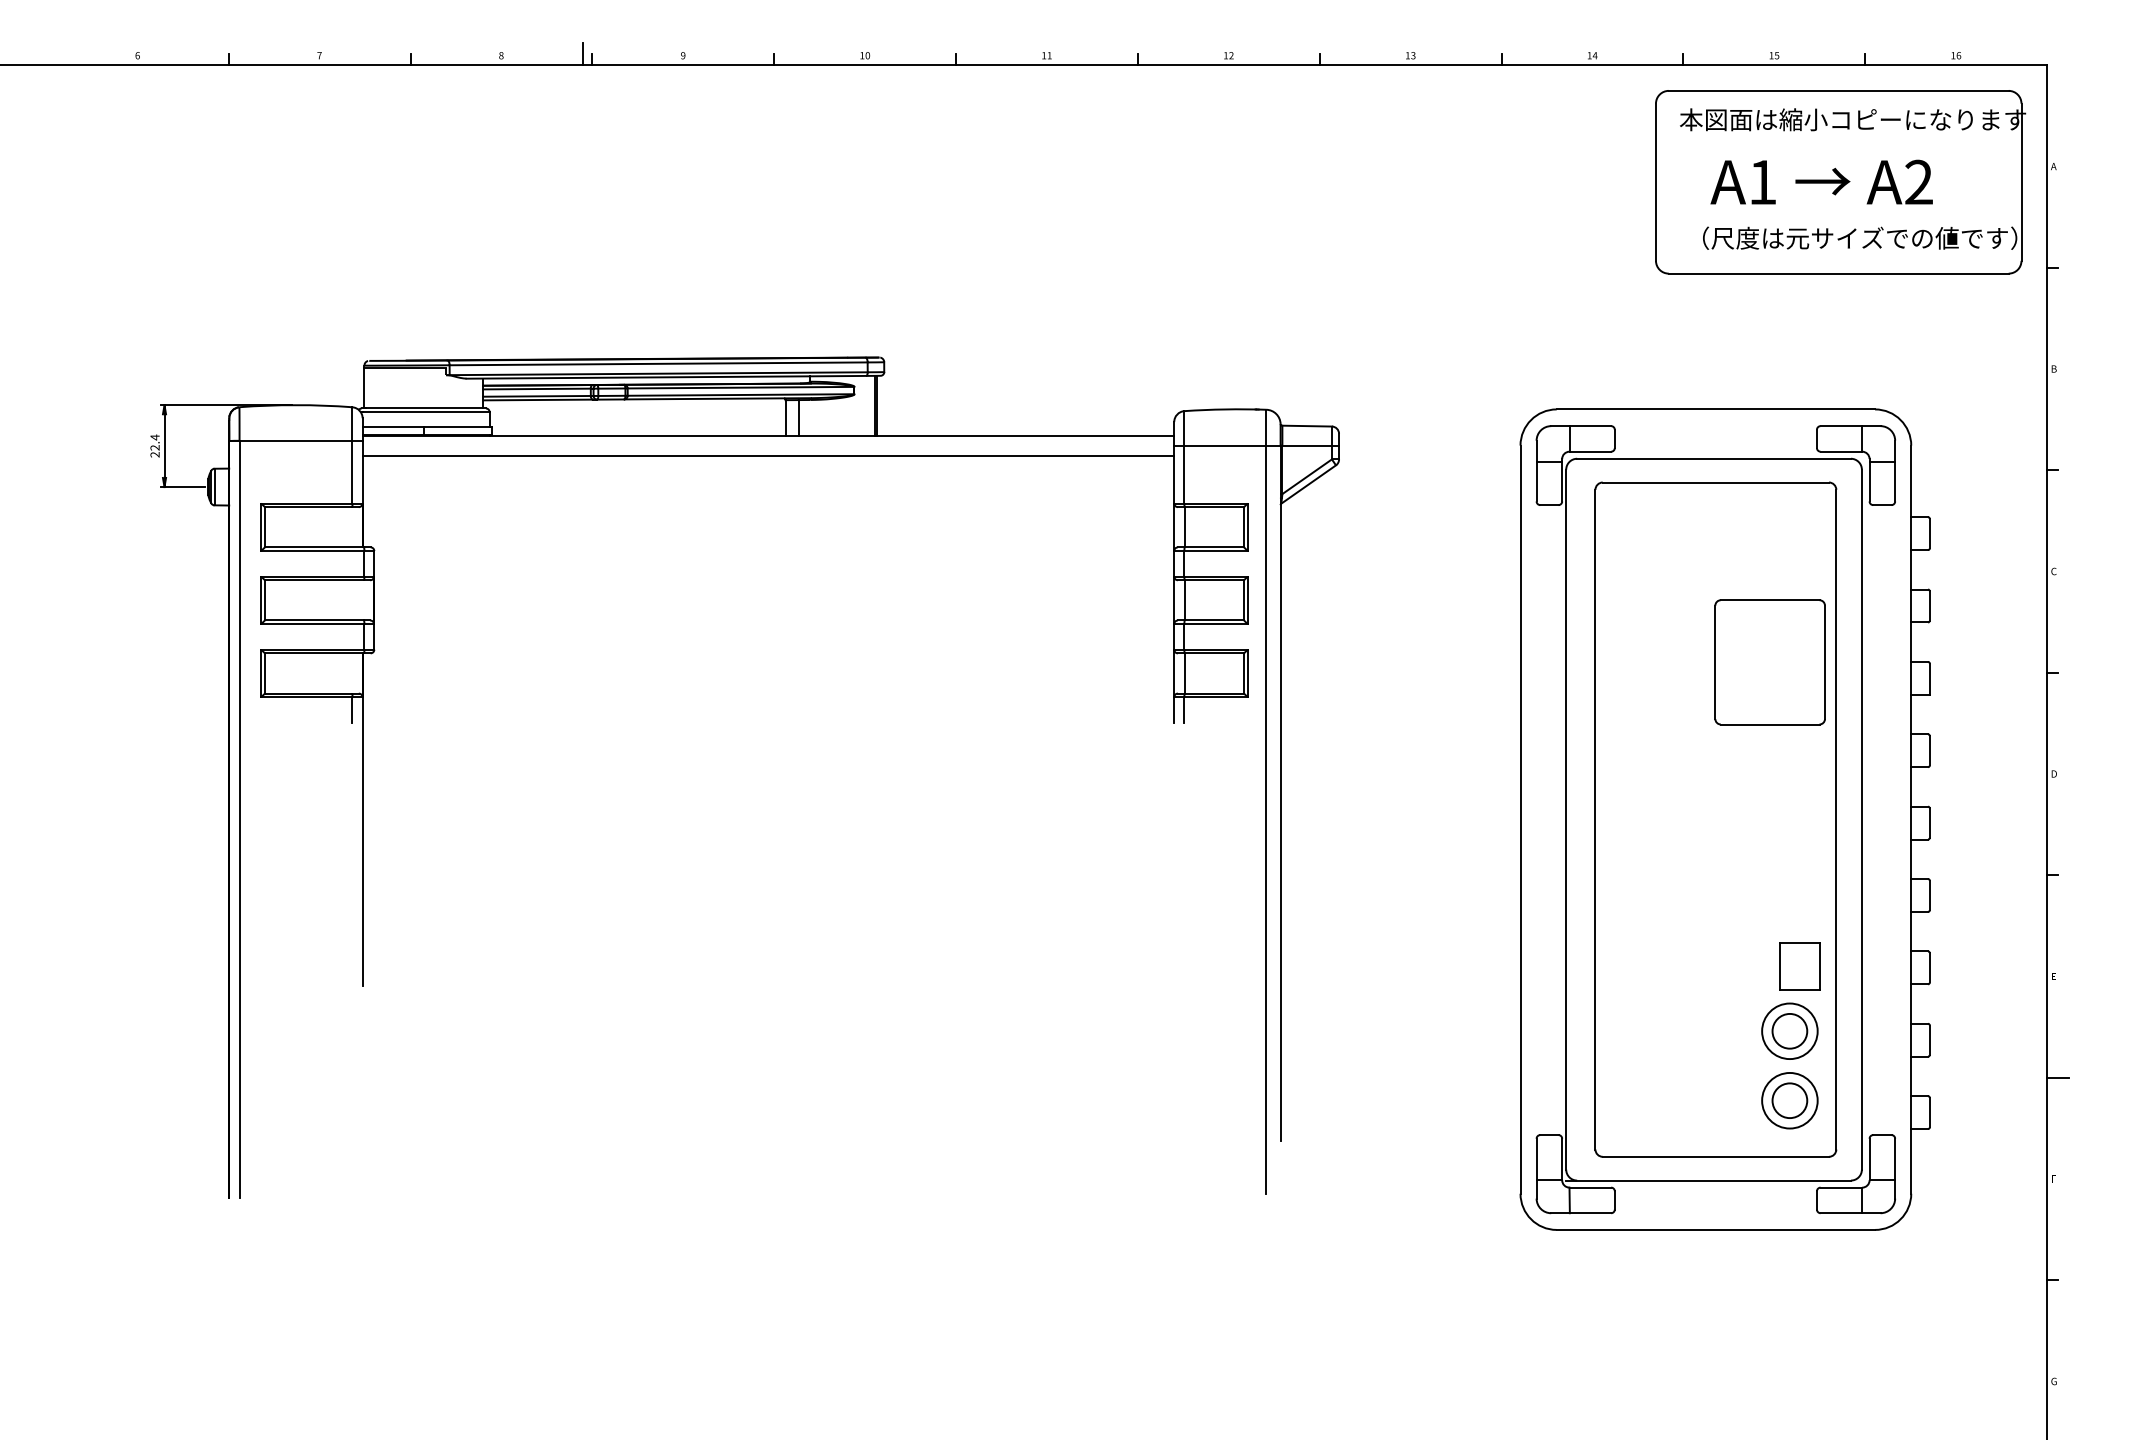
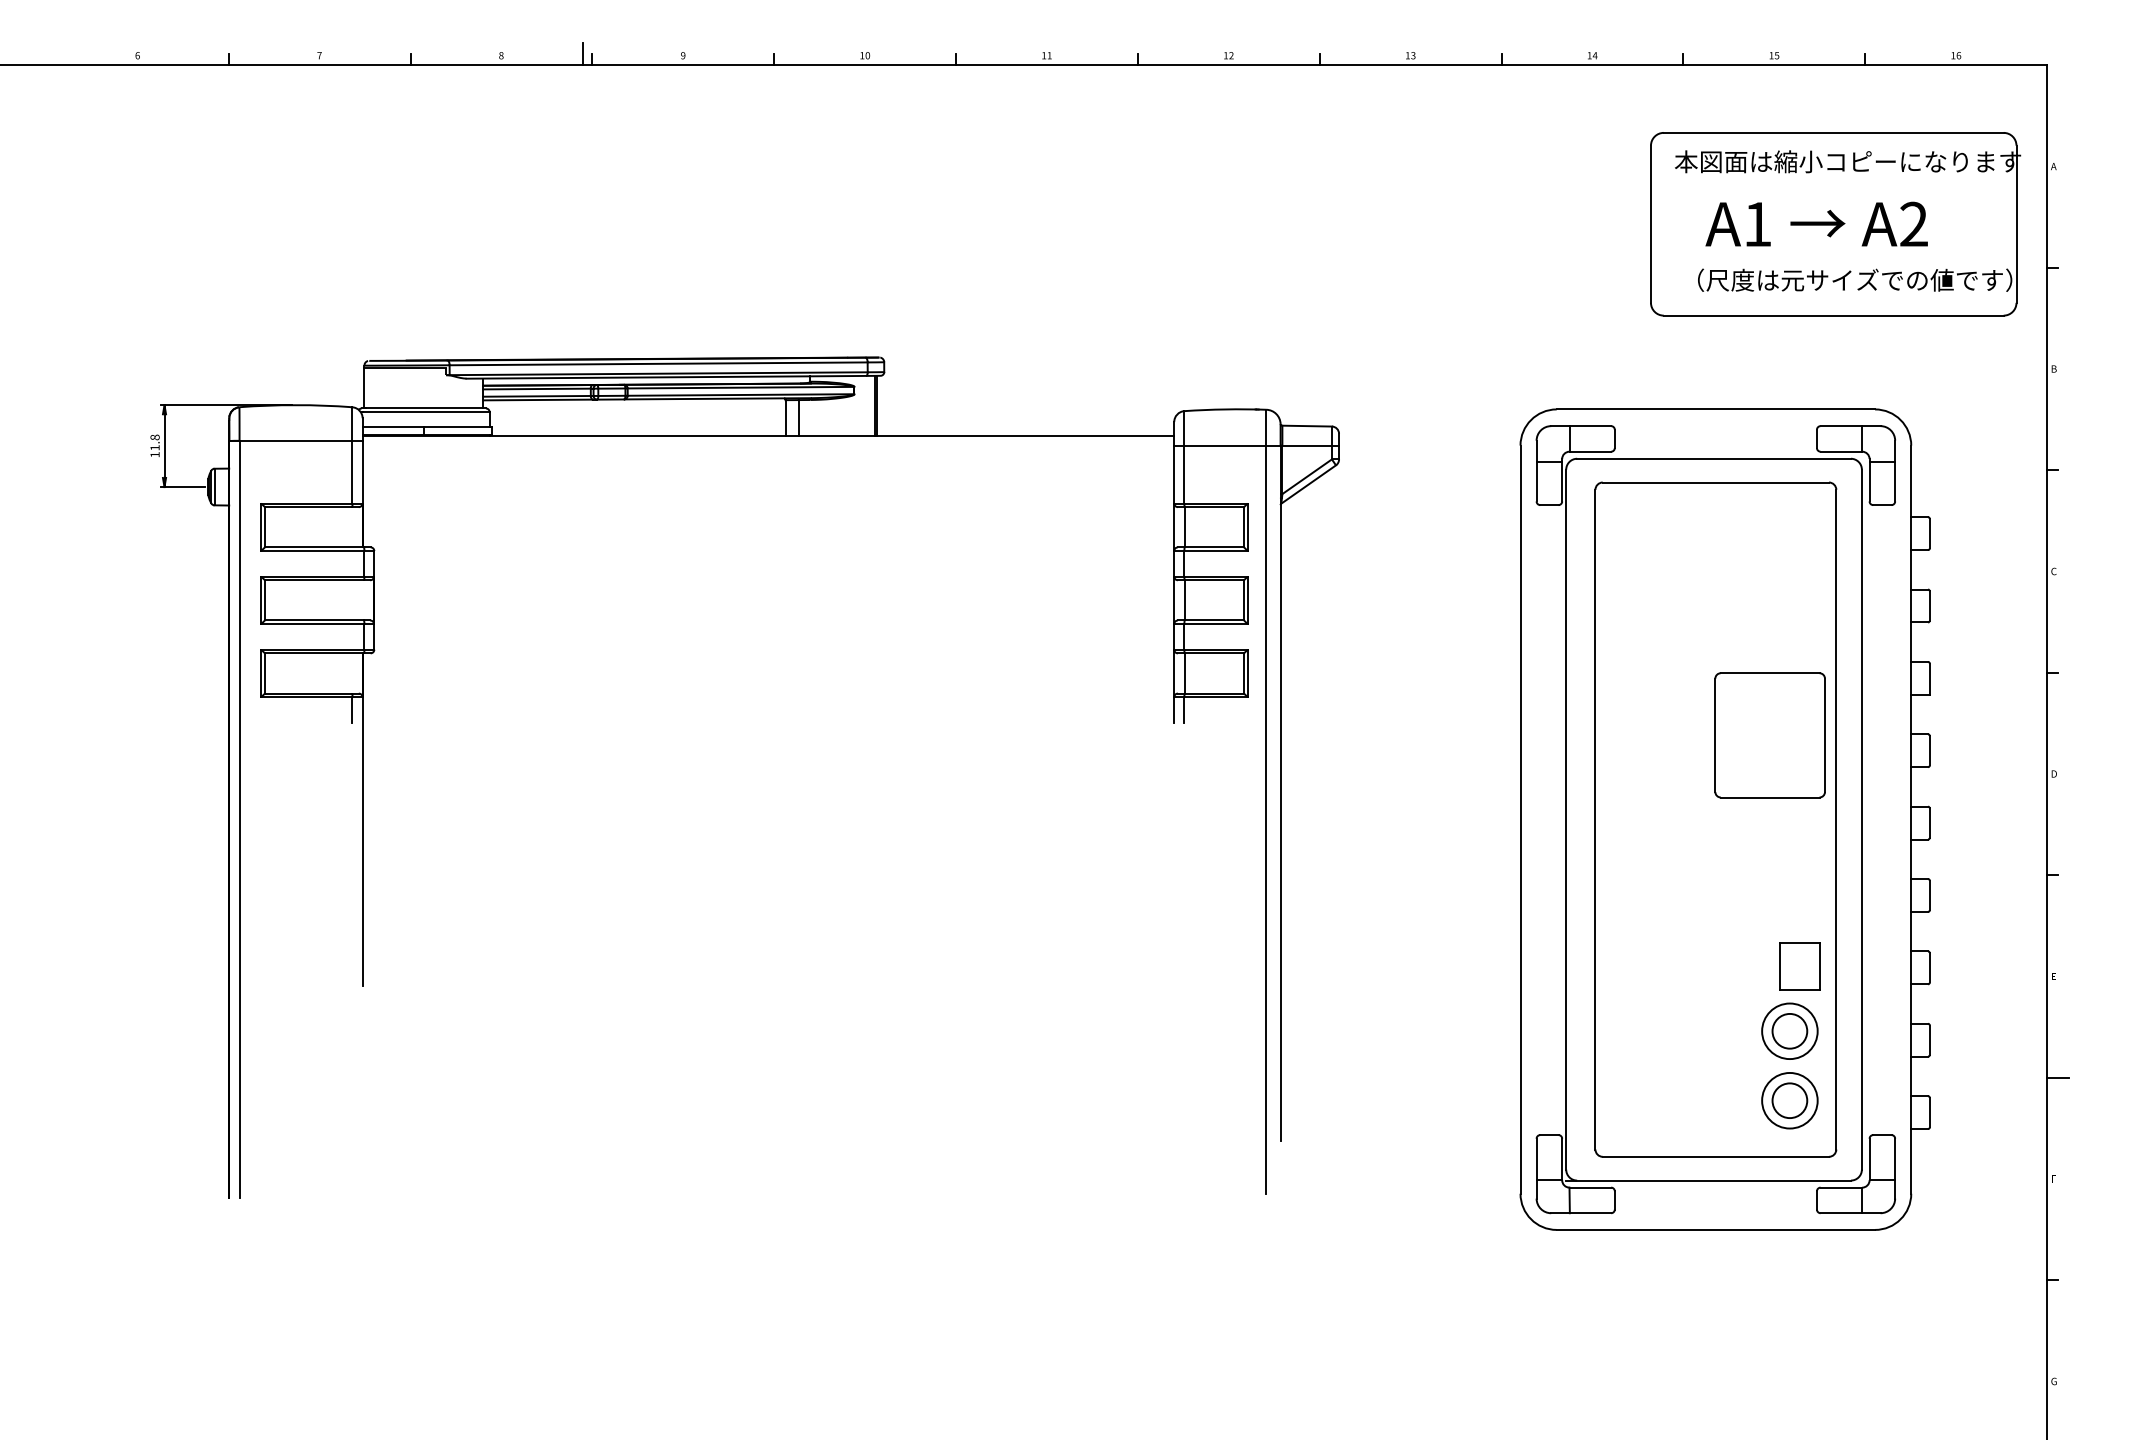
part position: (1840, 182) -> (1835, 224) (1835, 224)
text: 22.4 -> 11.8 (154, 445)
line: present -> none (768, 456)
part position: (1769, 662) -> (1769, 735) (1769, 735)
